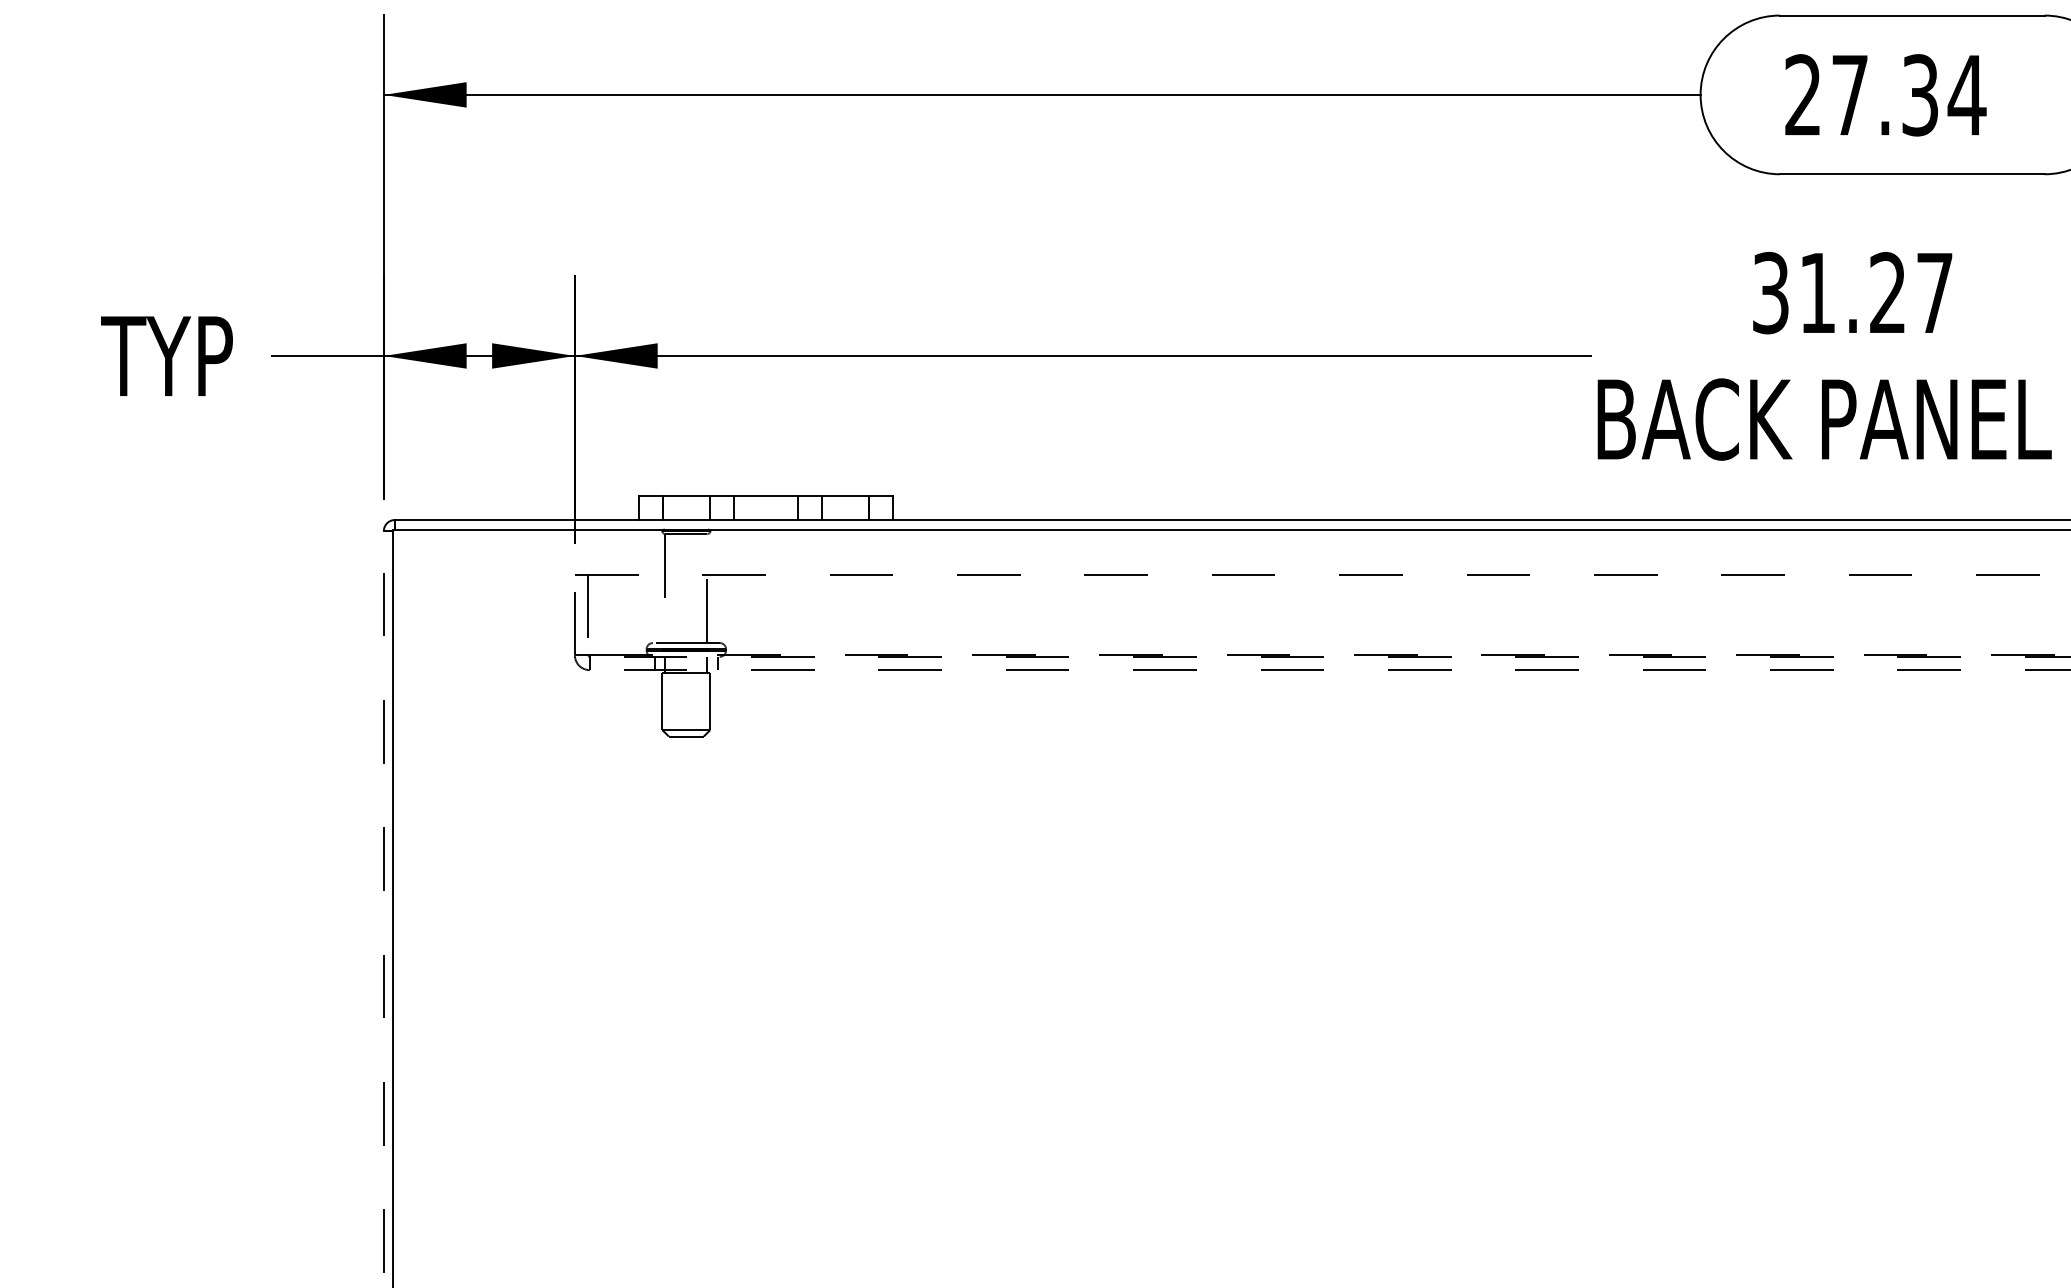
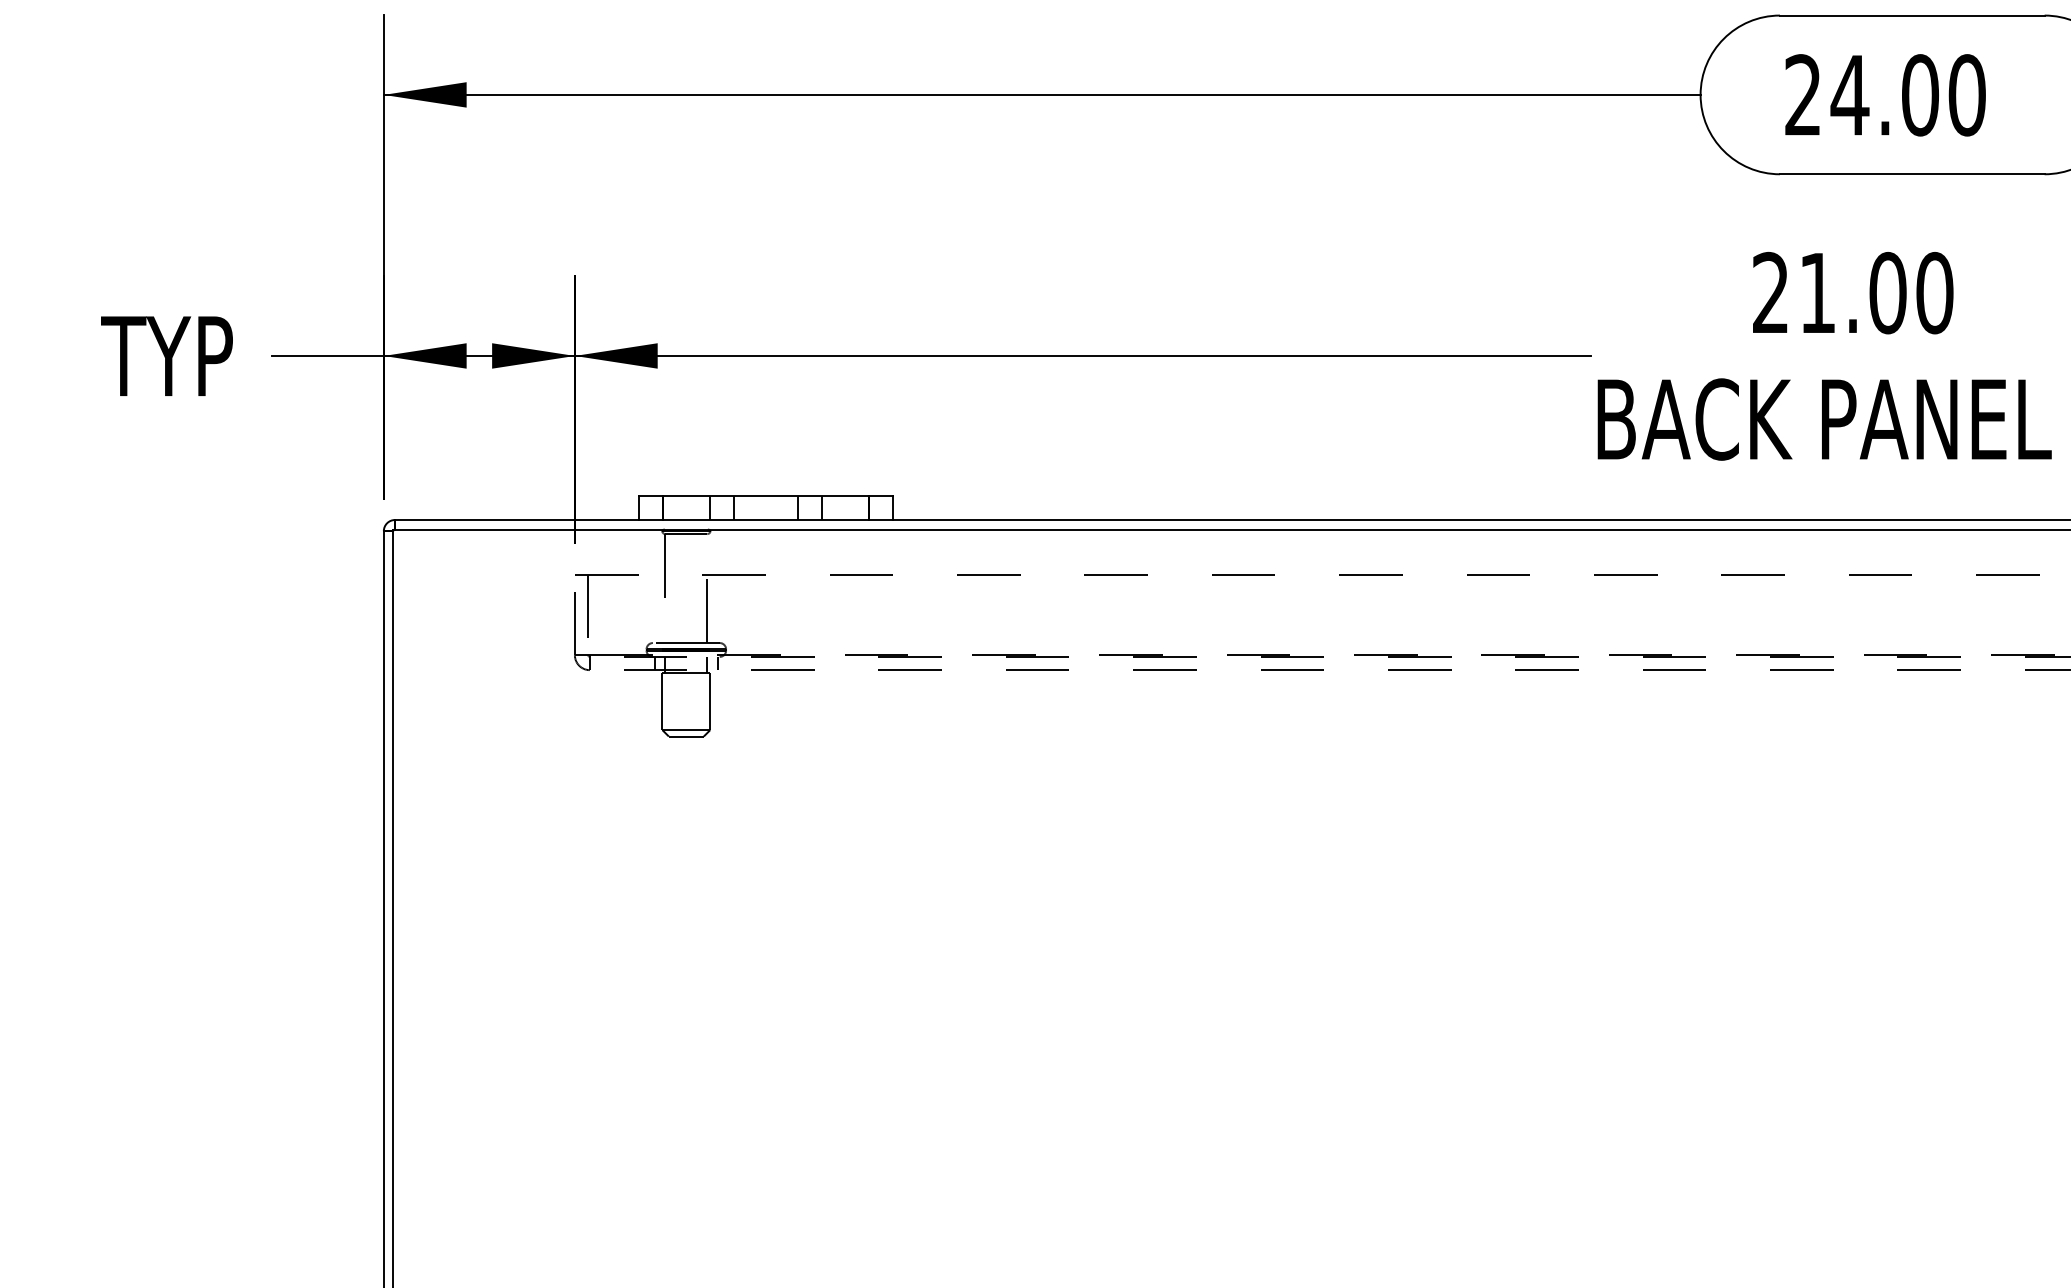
text: 27.34 -> 24.00 (1908, 95)
text: 31.27 -> 21.00 (1853, 292)
line: dashed -> solid (383, 908)
